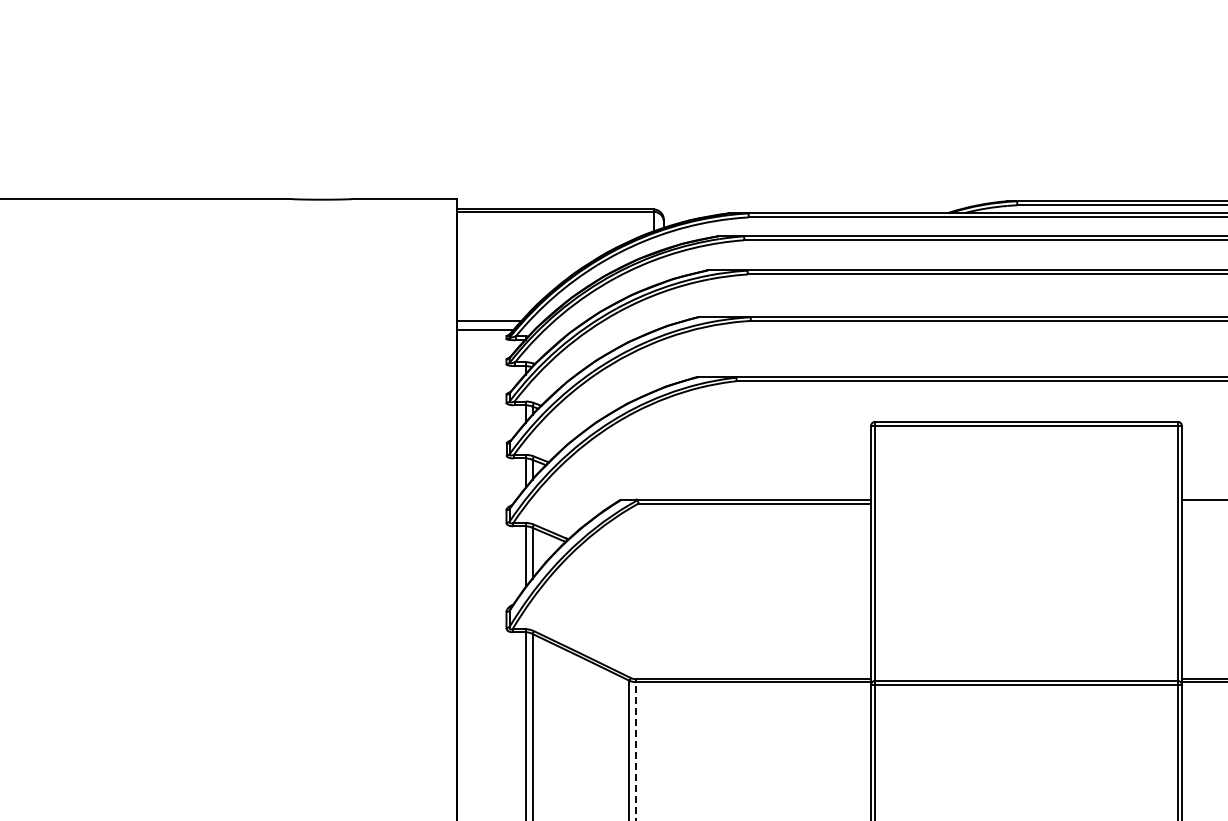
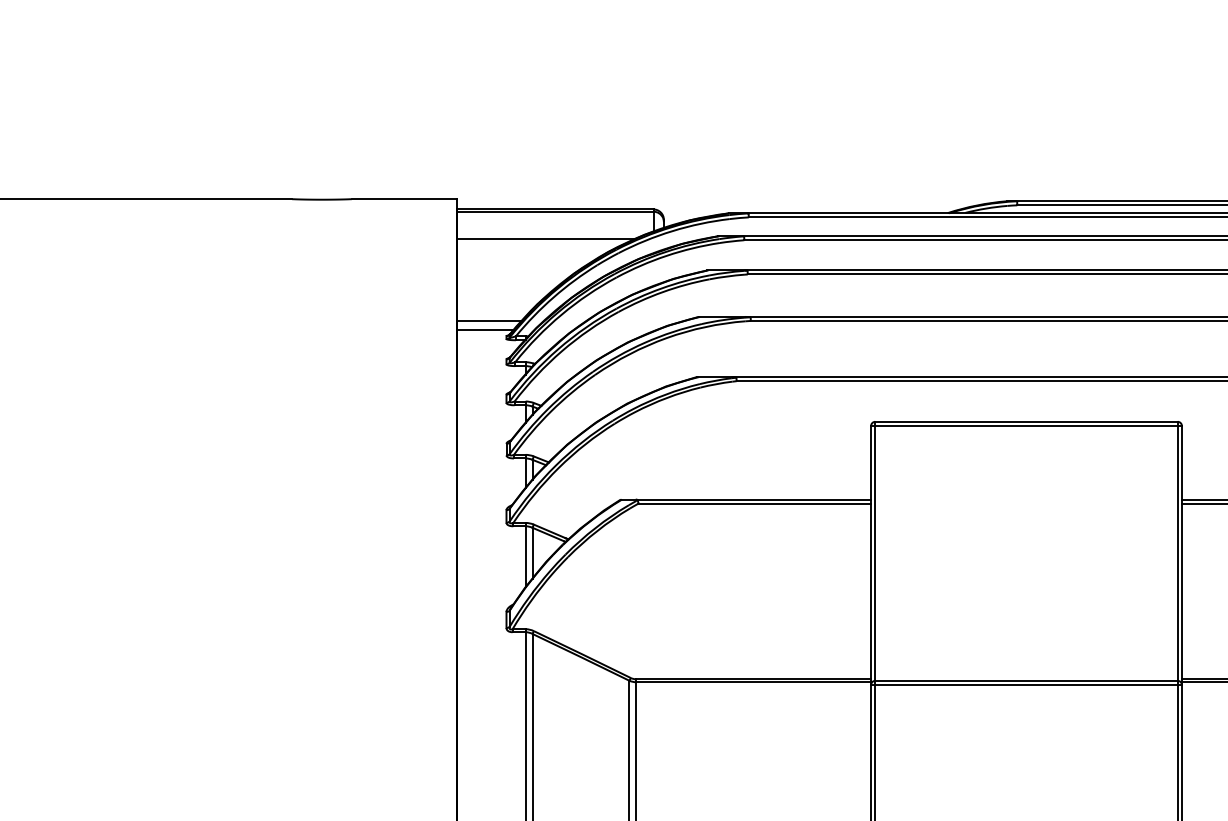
line: none -> present (546, 238)
line: none -> present (1202, 503)
line: dashed -> solid (636, 749)
